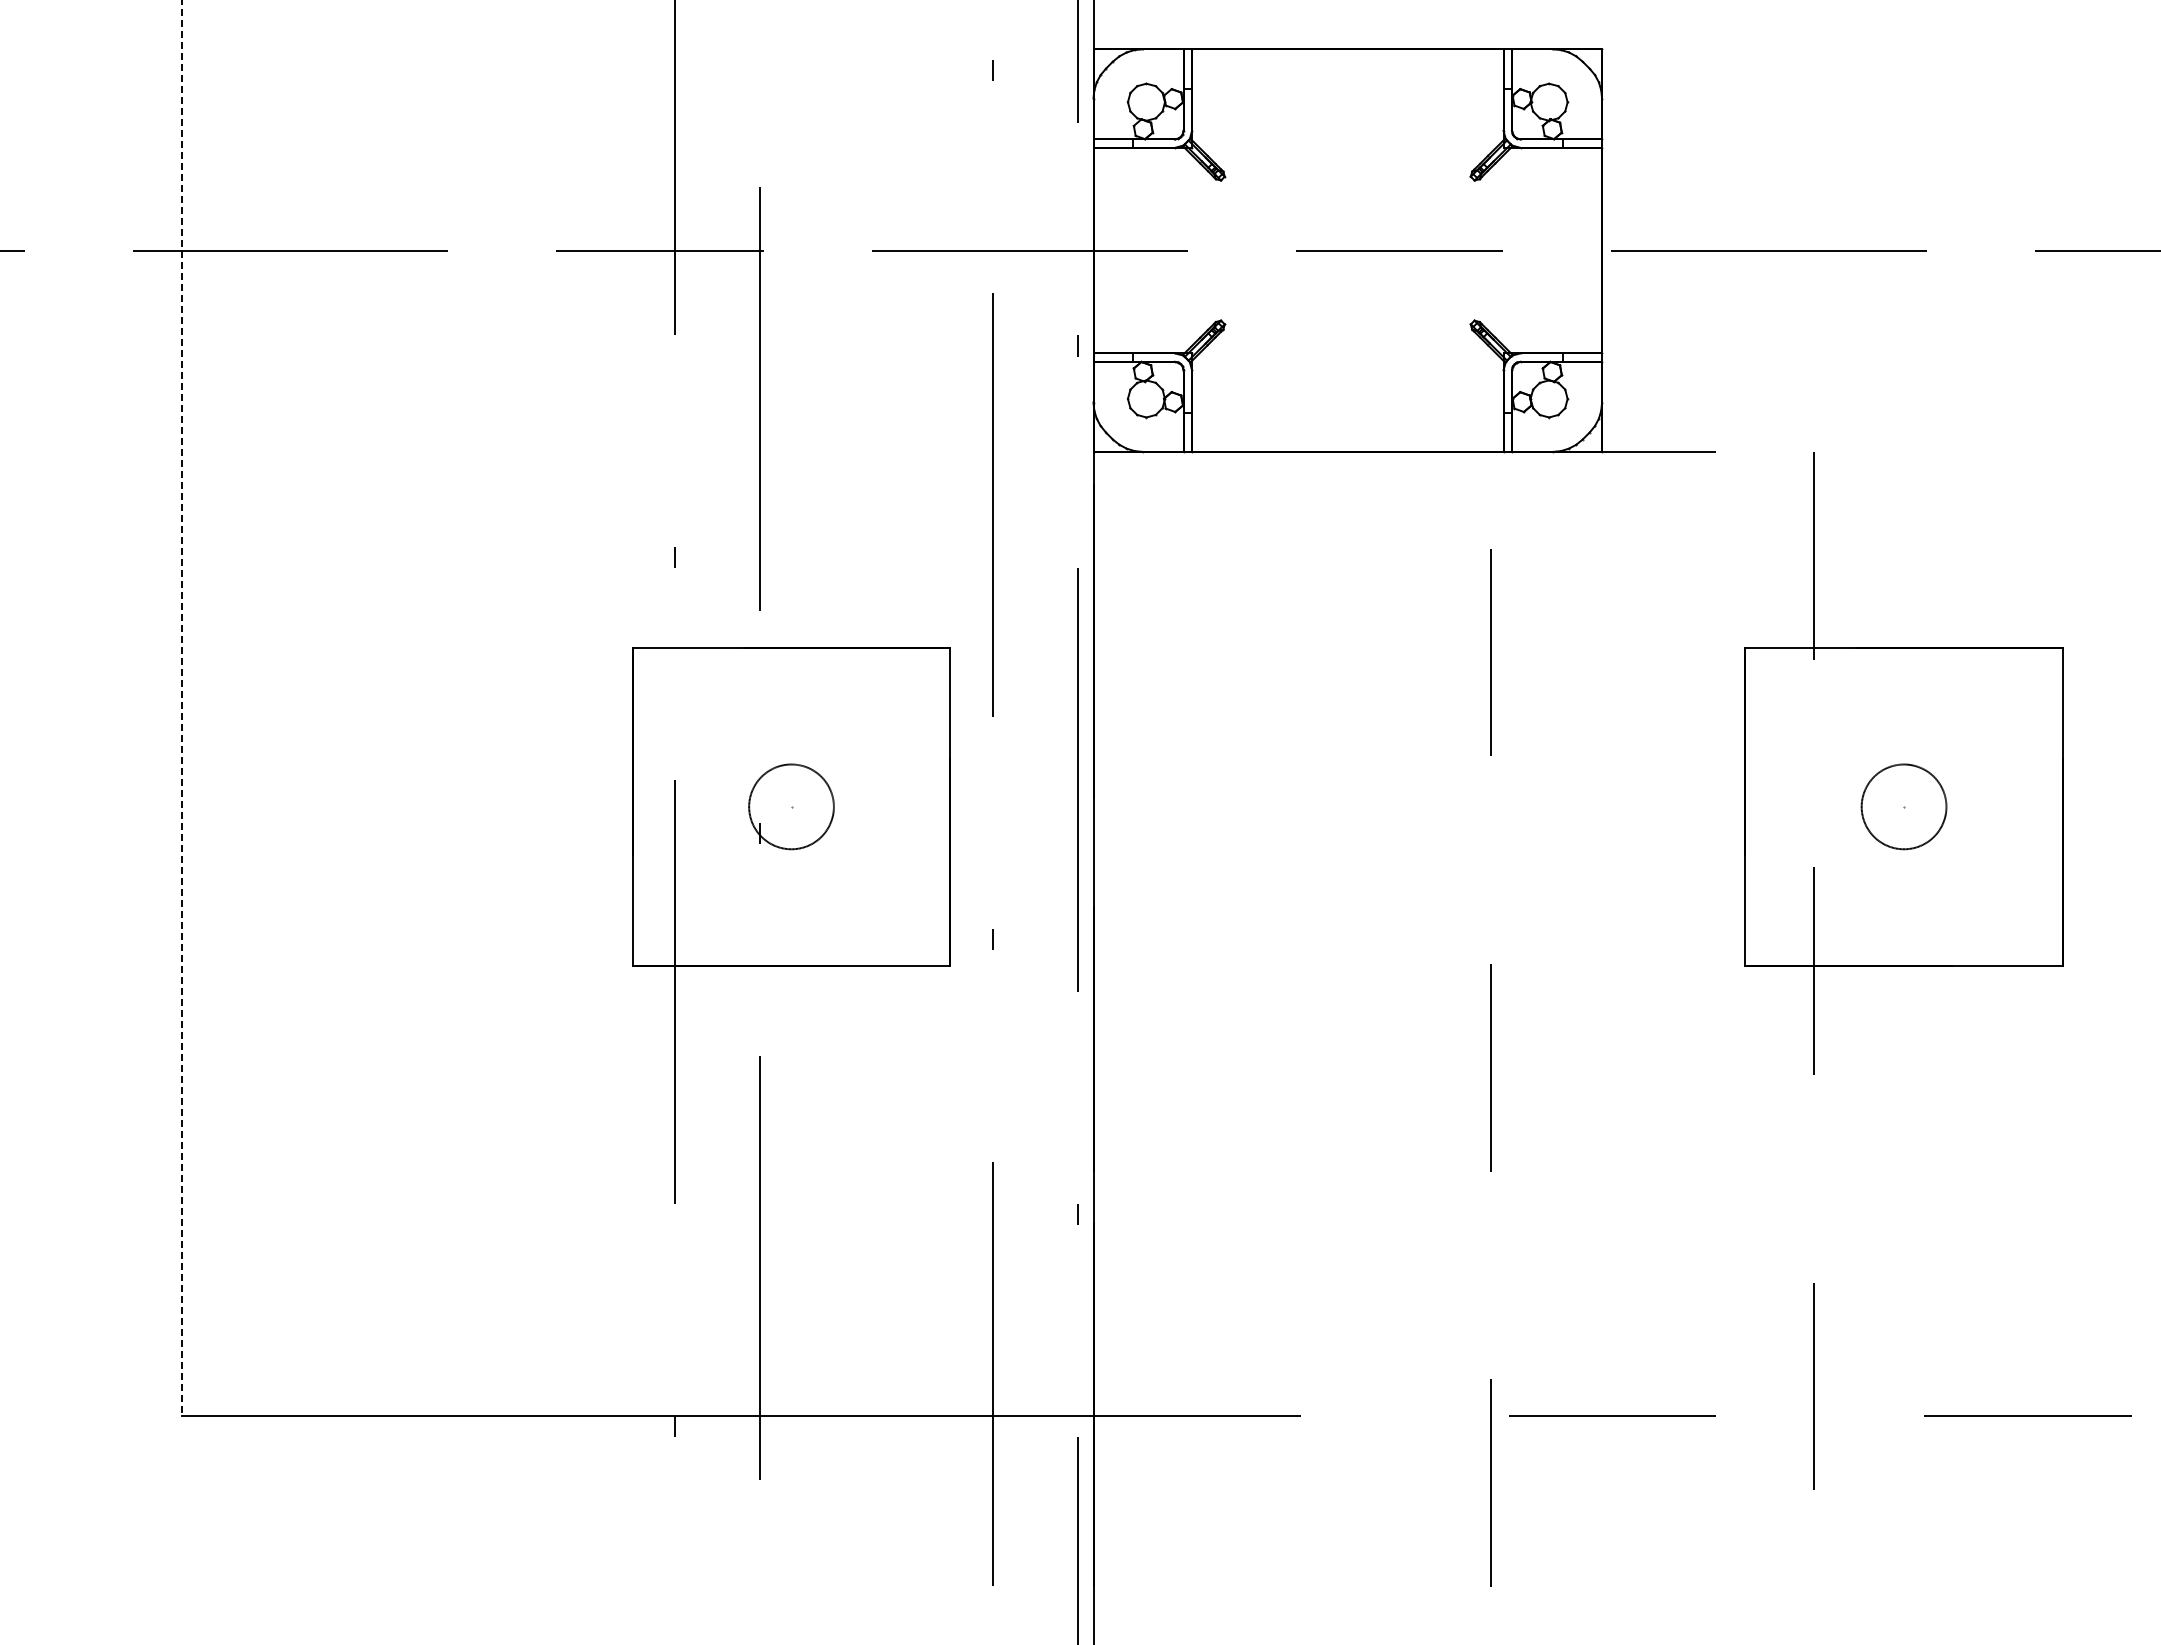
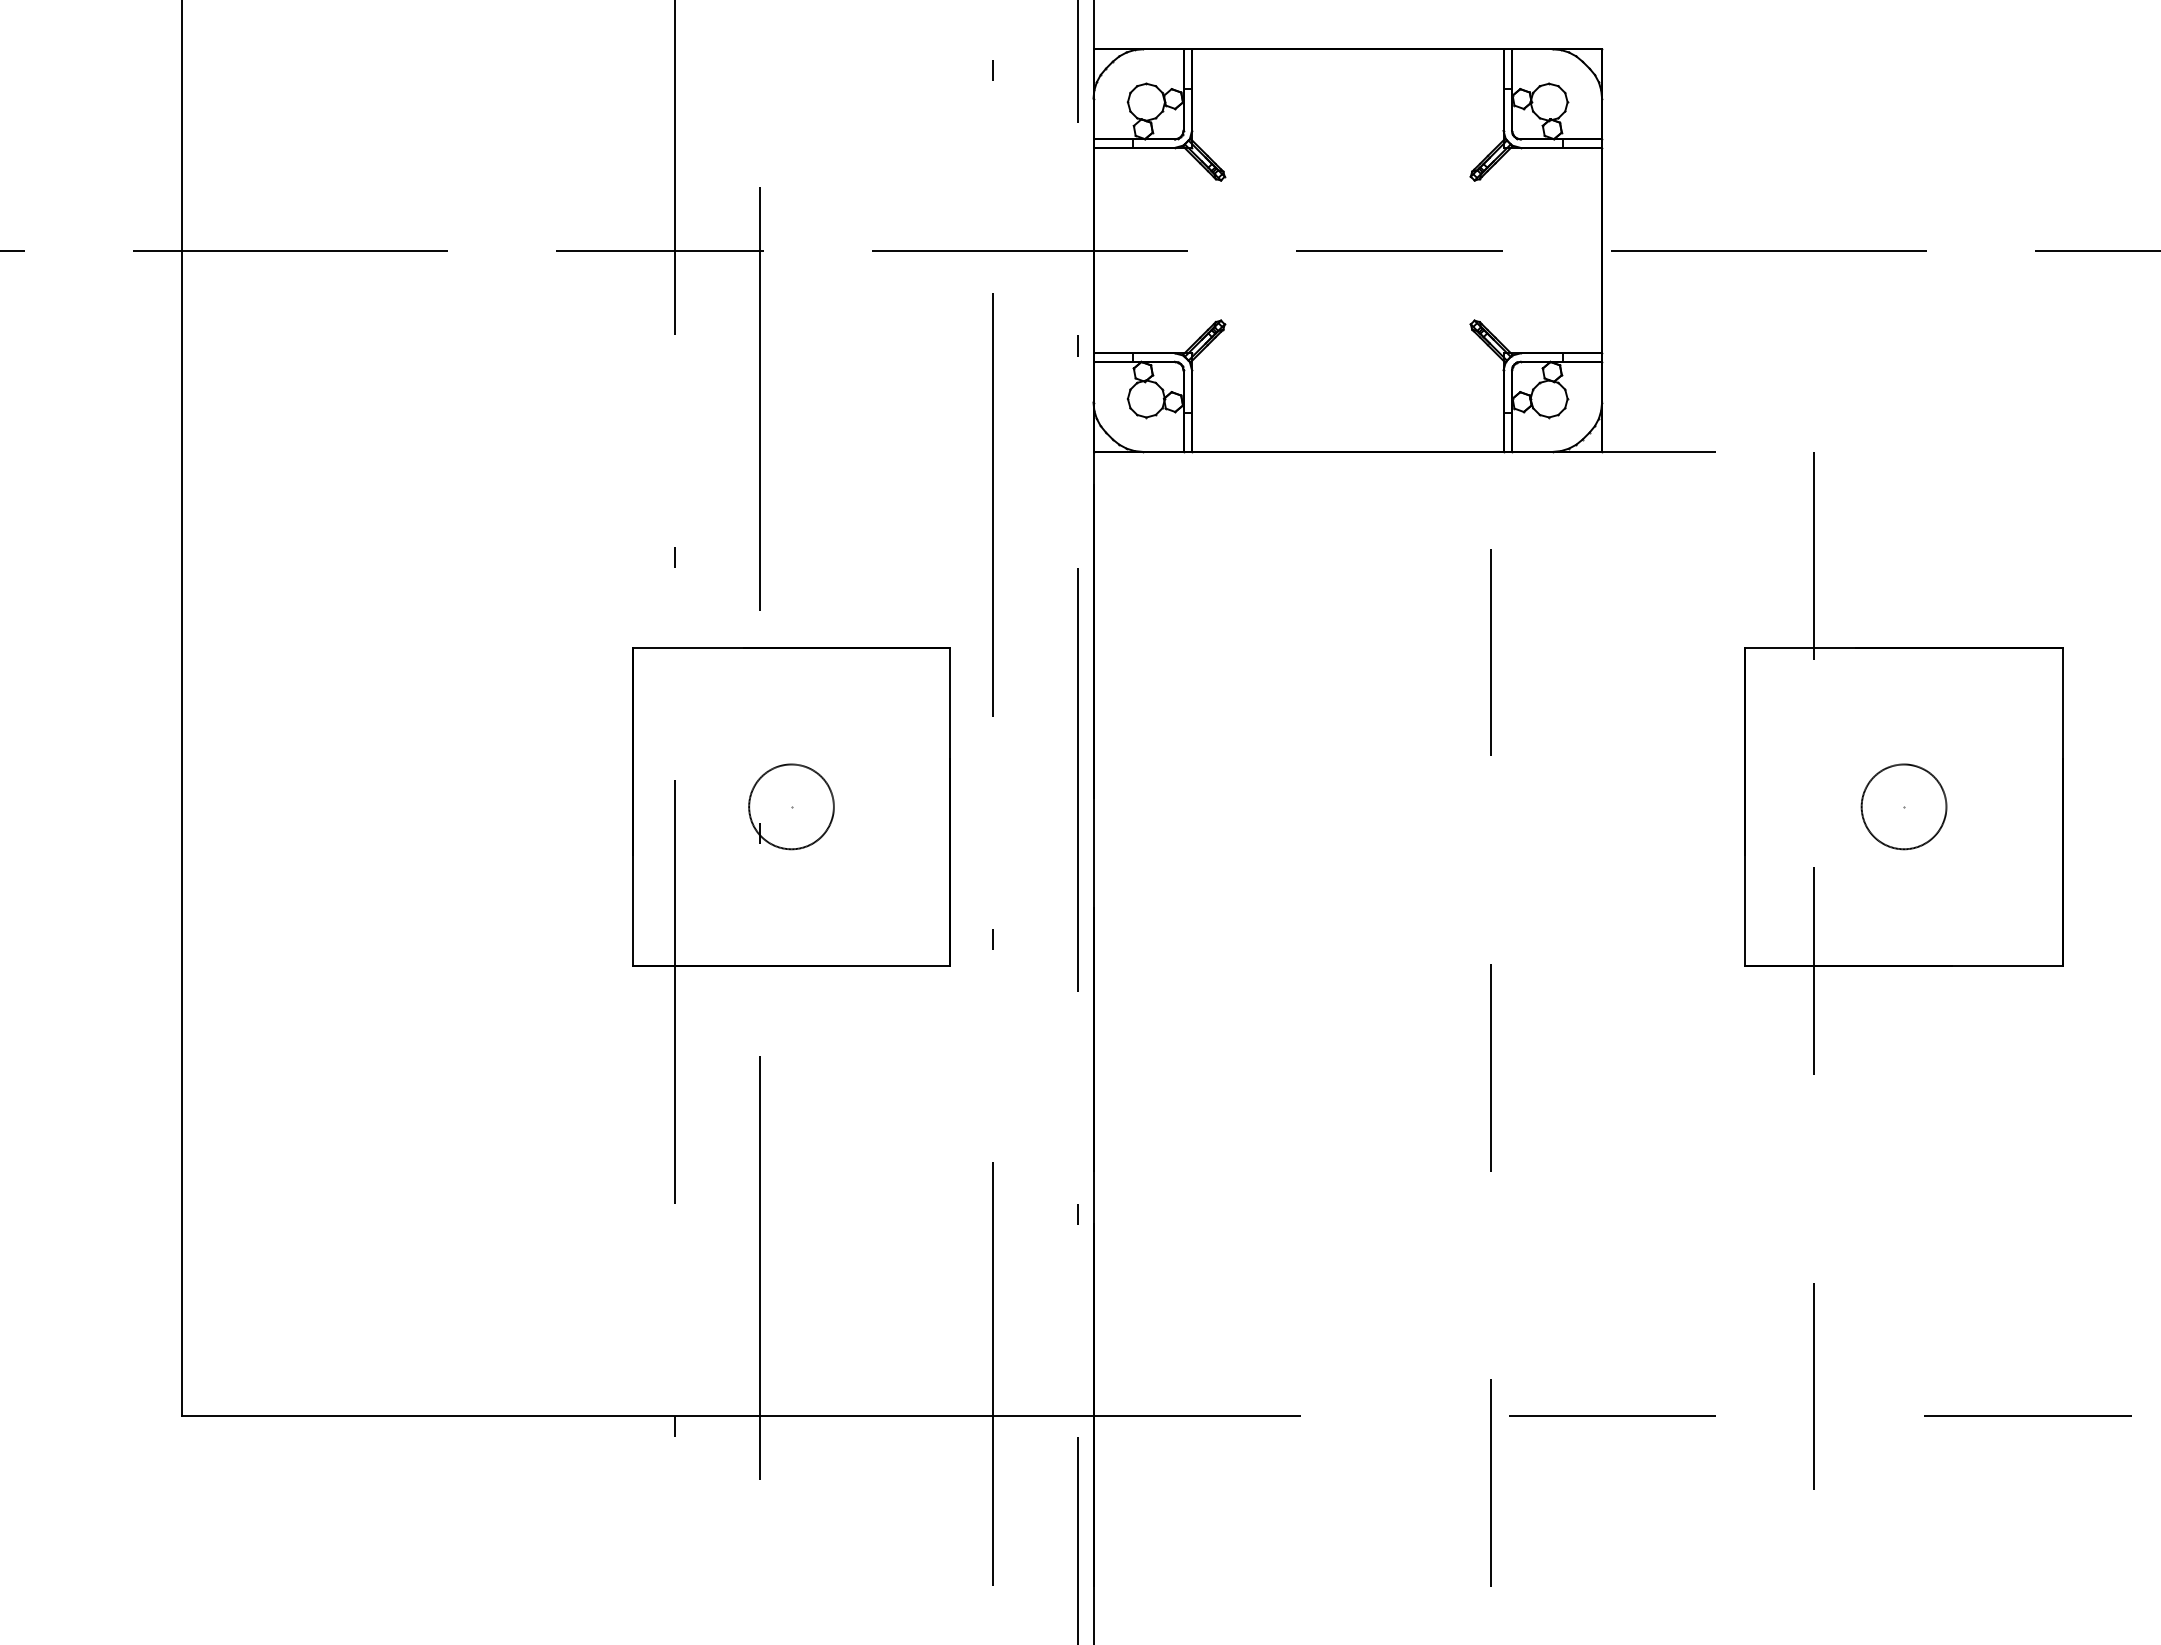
line: dashed -> solid (182, 708)
